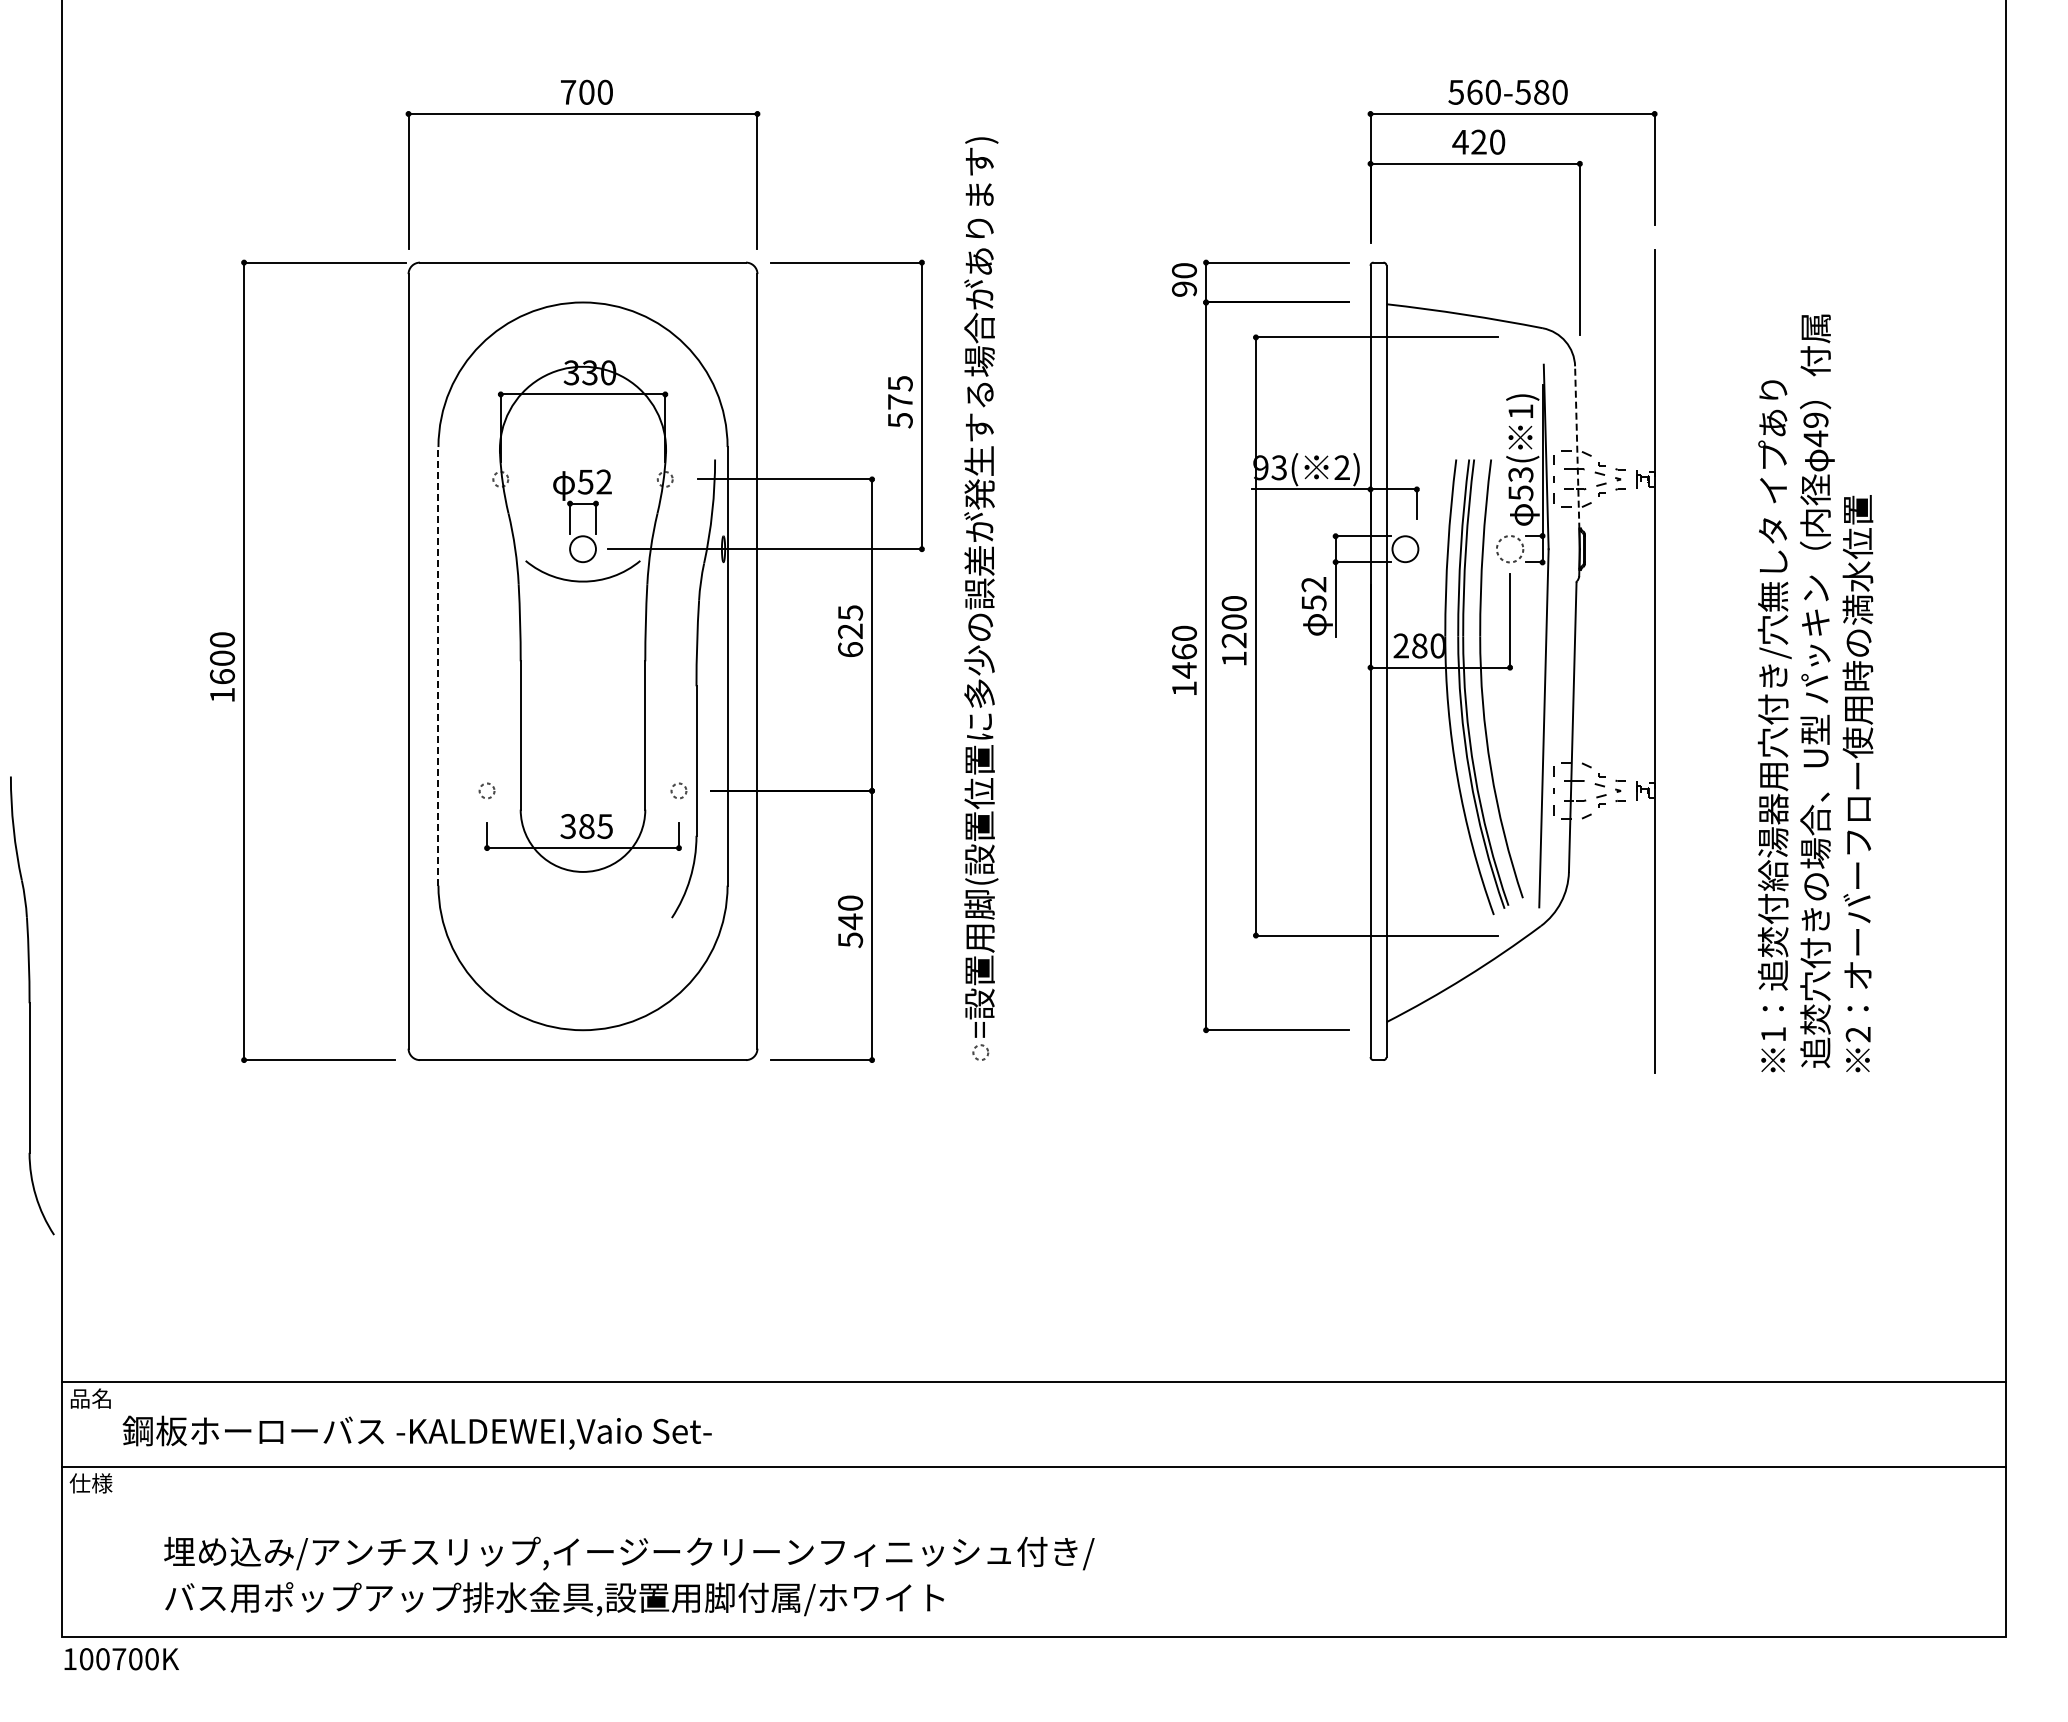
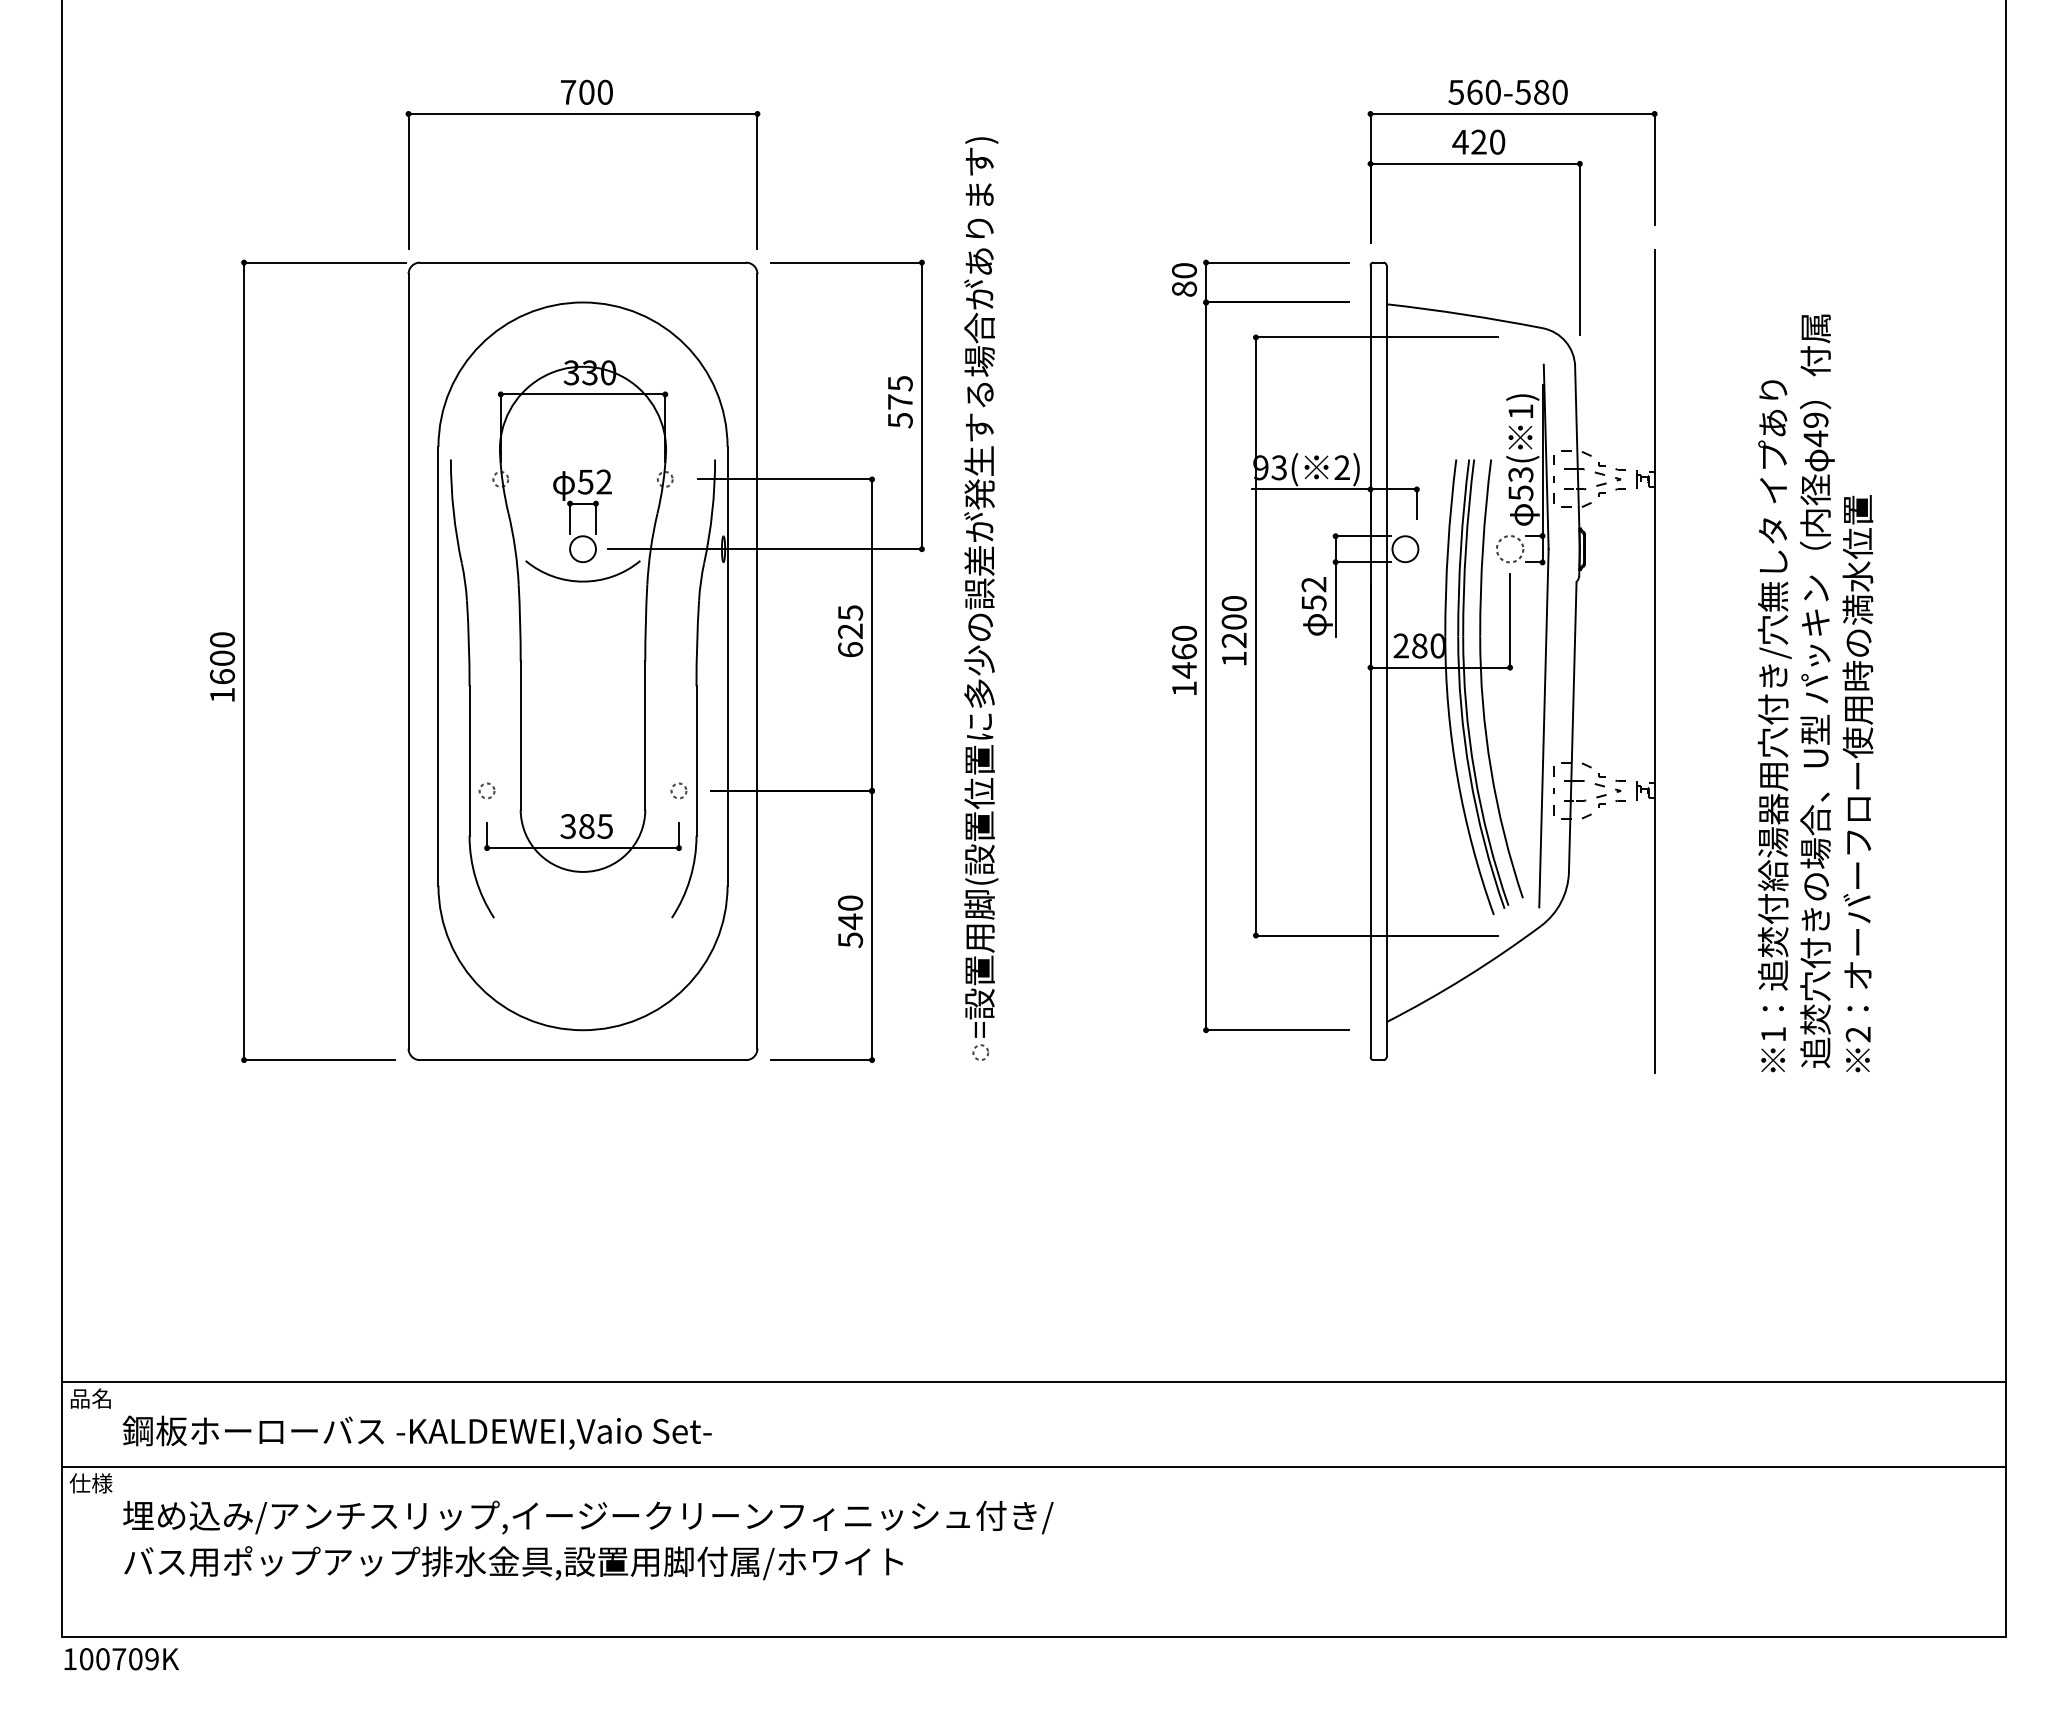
text: 90 -> 80 (1184, 288)
line: dashed -> solid (1577, 448)
line: dashed -> solid (438, 665)
part position: (32, 1005) -> (472, 688) (472, 688)
text position: (629, 1576) -> (588, 1540) (588, 1540)
text: 100700K -> 100709K (151, 1659)
